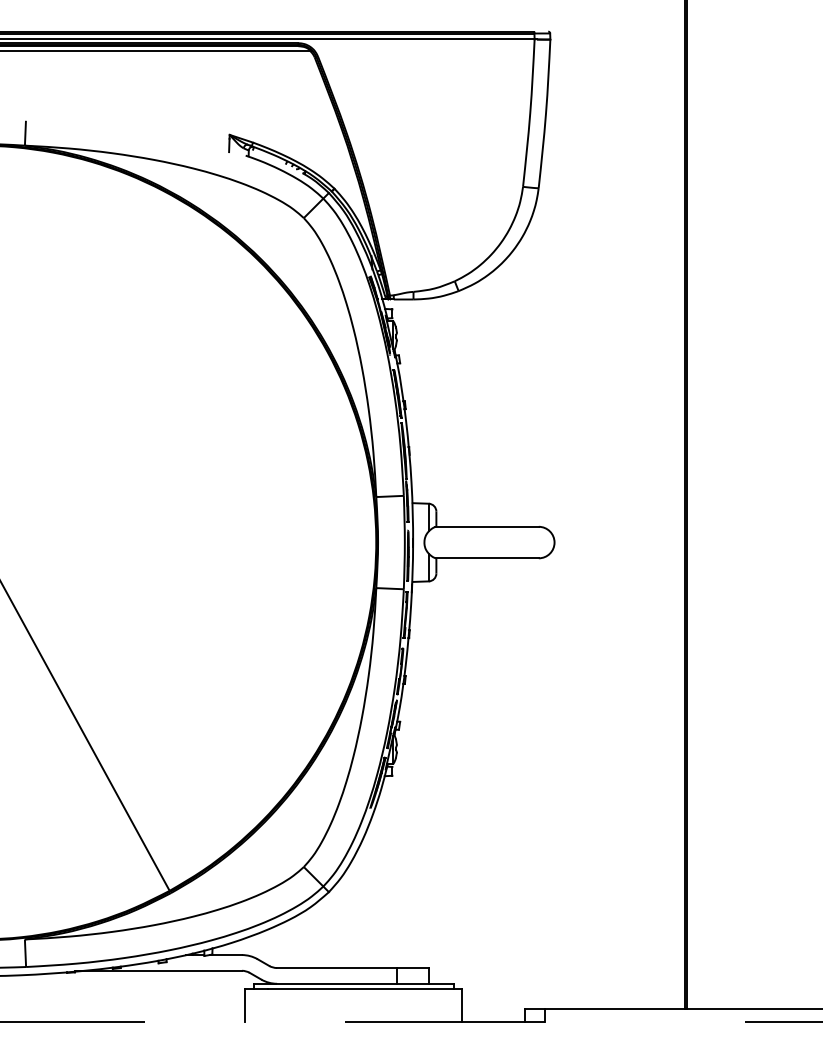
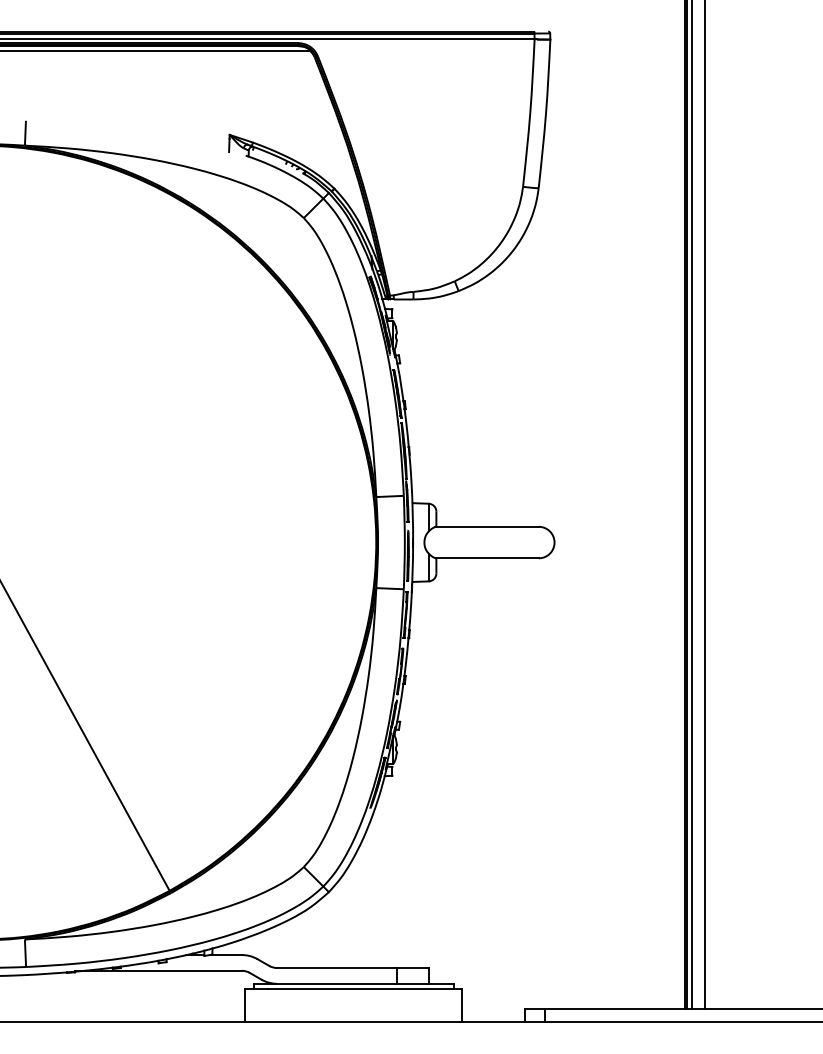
line: none -> present (692, 505)
line: none -> present (704, 505)
line: dashed -> solid (411, 1022)
